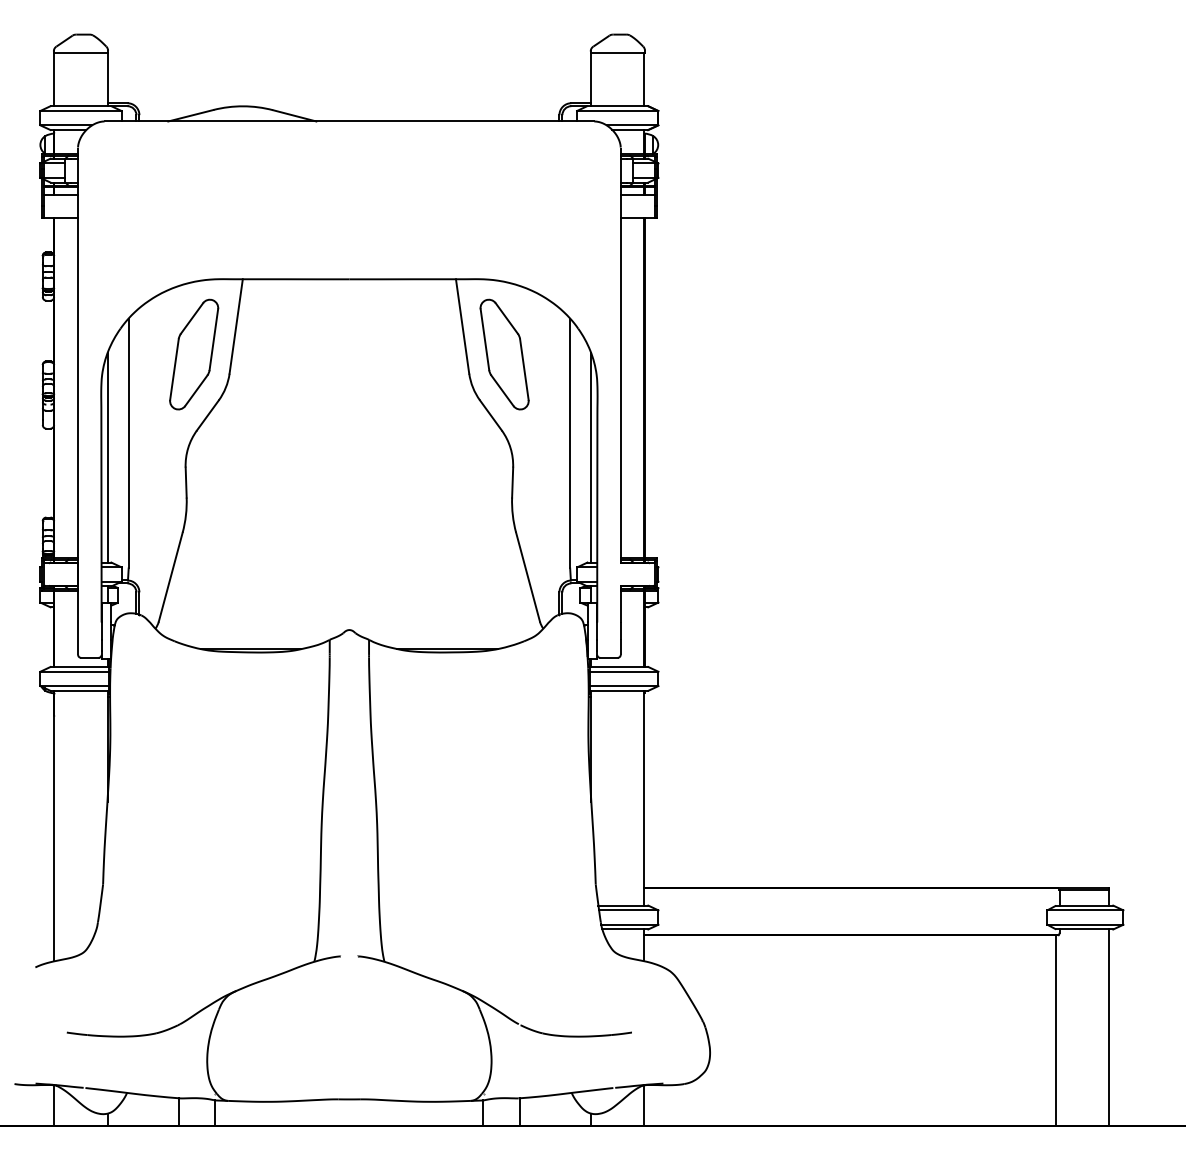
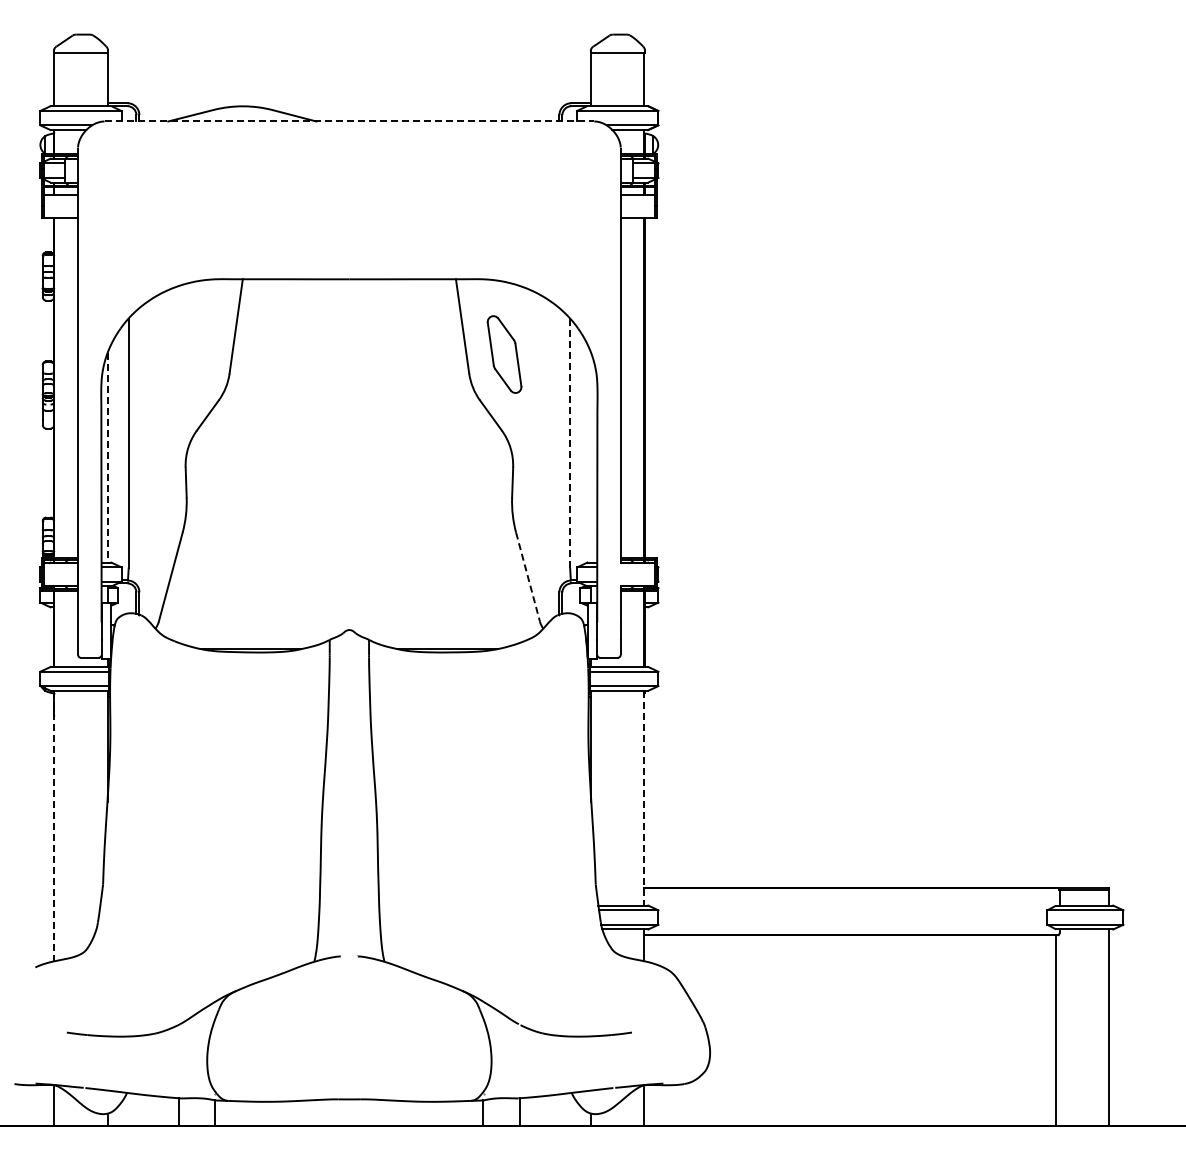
line: solid -> dashed (349, 121)
part: present -> none (194, 354)
part size: 51x113 px -> 37x79 px (504, 354)
line: solid -> dashed (570, 443)
line: solid -> dashed (107, 457)
line: present -> none (591, 457)
line: solid -> dashed (528, 577)
line: solid -> dashed (644, 798)
line: solid -> dashed (54, 826)
